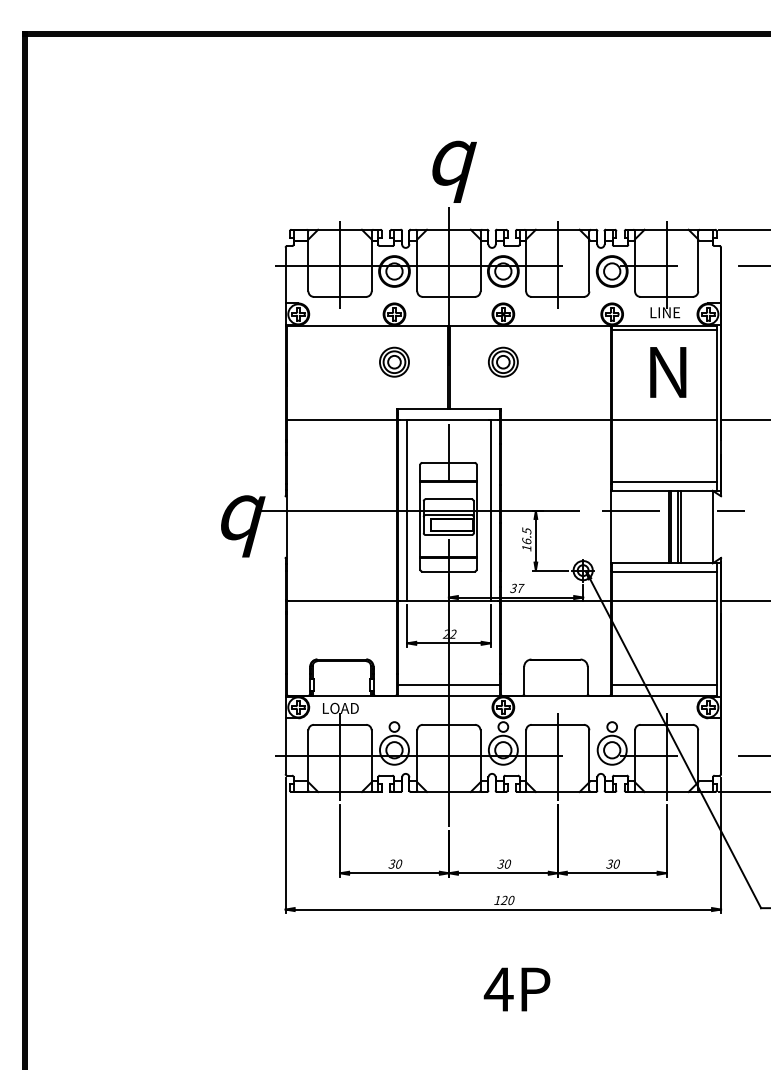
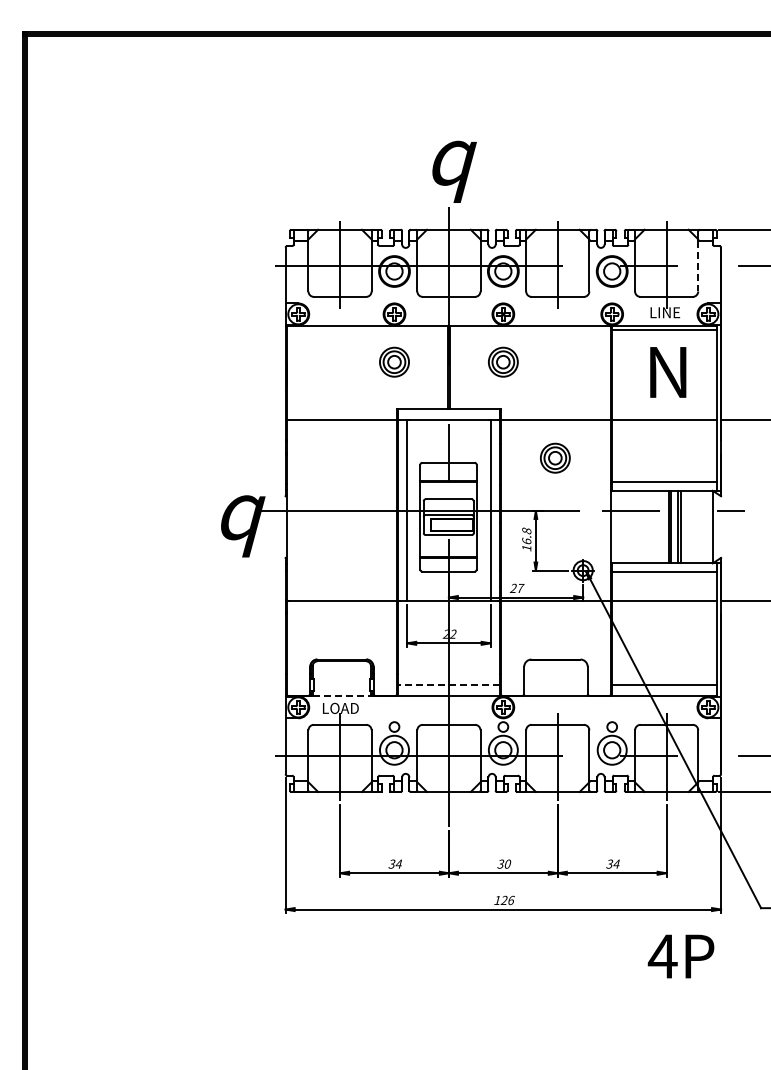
line: solid -> dashed (698, 266)
part: none -> present (555, 457)
text: 16.5 -> 16.8 (526, 530)
text: 37 -> 27 (512, 588)
line: solid -> dashed (448, 684)
line: solid -> dashed (342, 695)
text: 30 -> 34 (398, 863)
text: 30 -> 34 (616, 863)
text: 120 -> 126 (511, 899)
text position: (516, 989) -> (680, 956) (680, 956)
